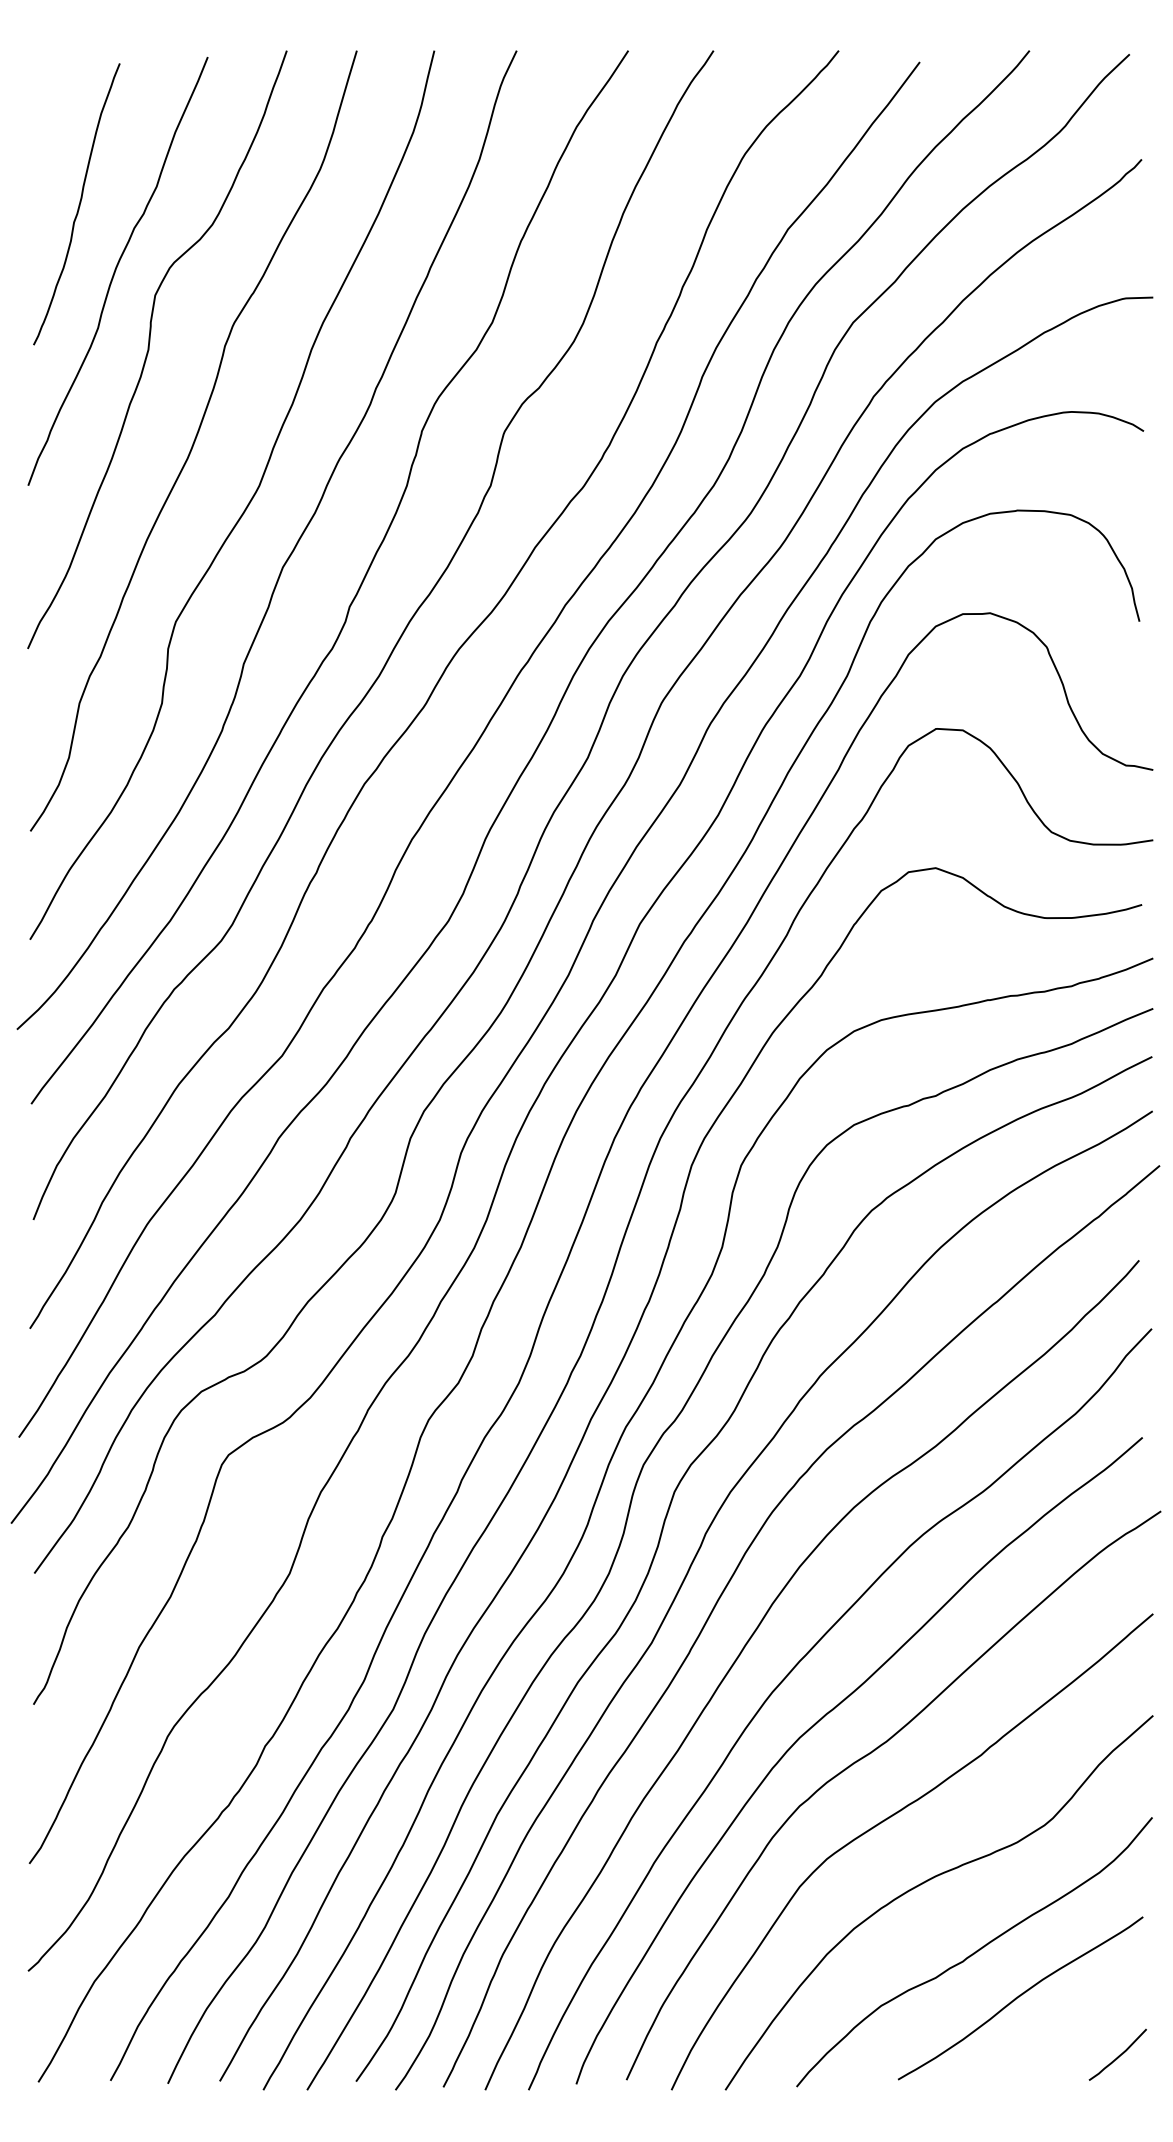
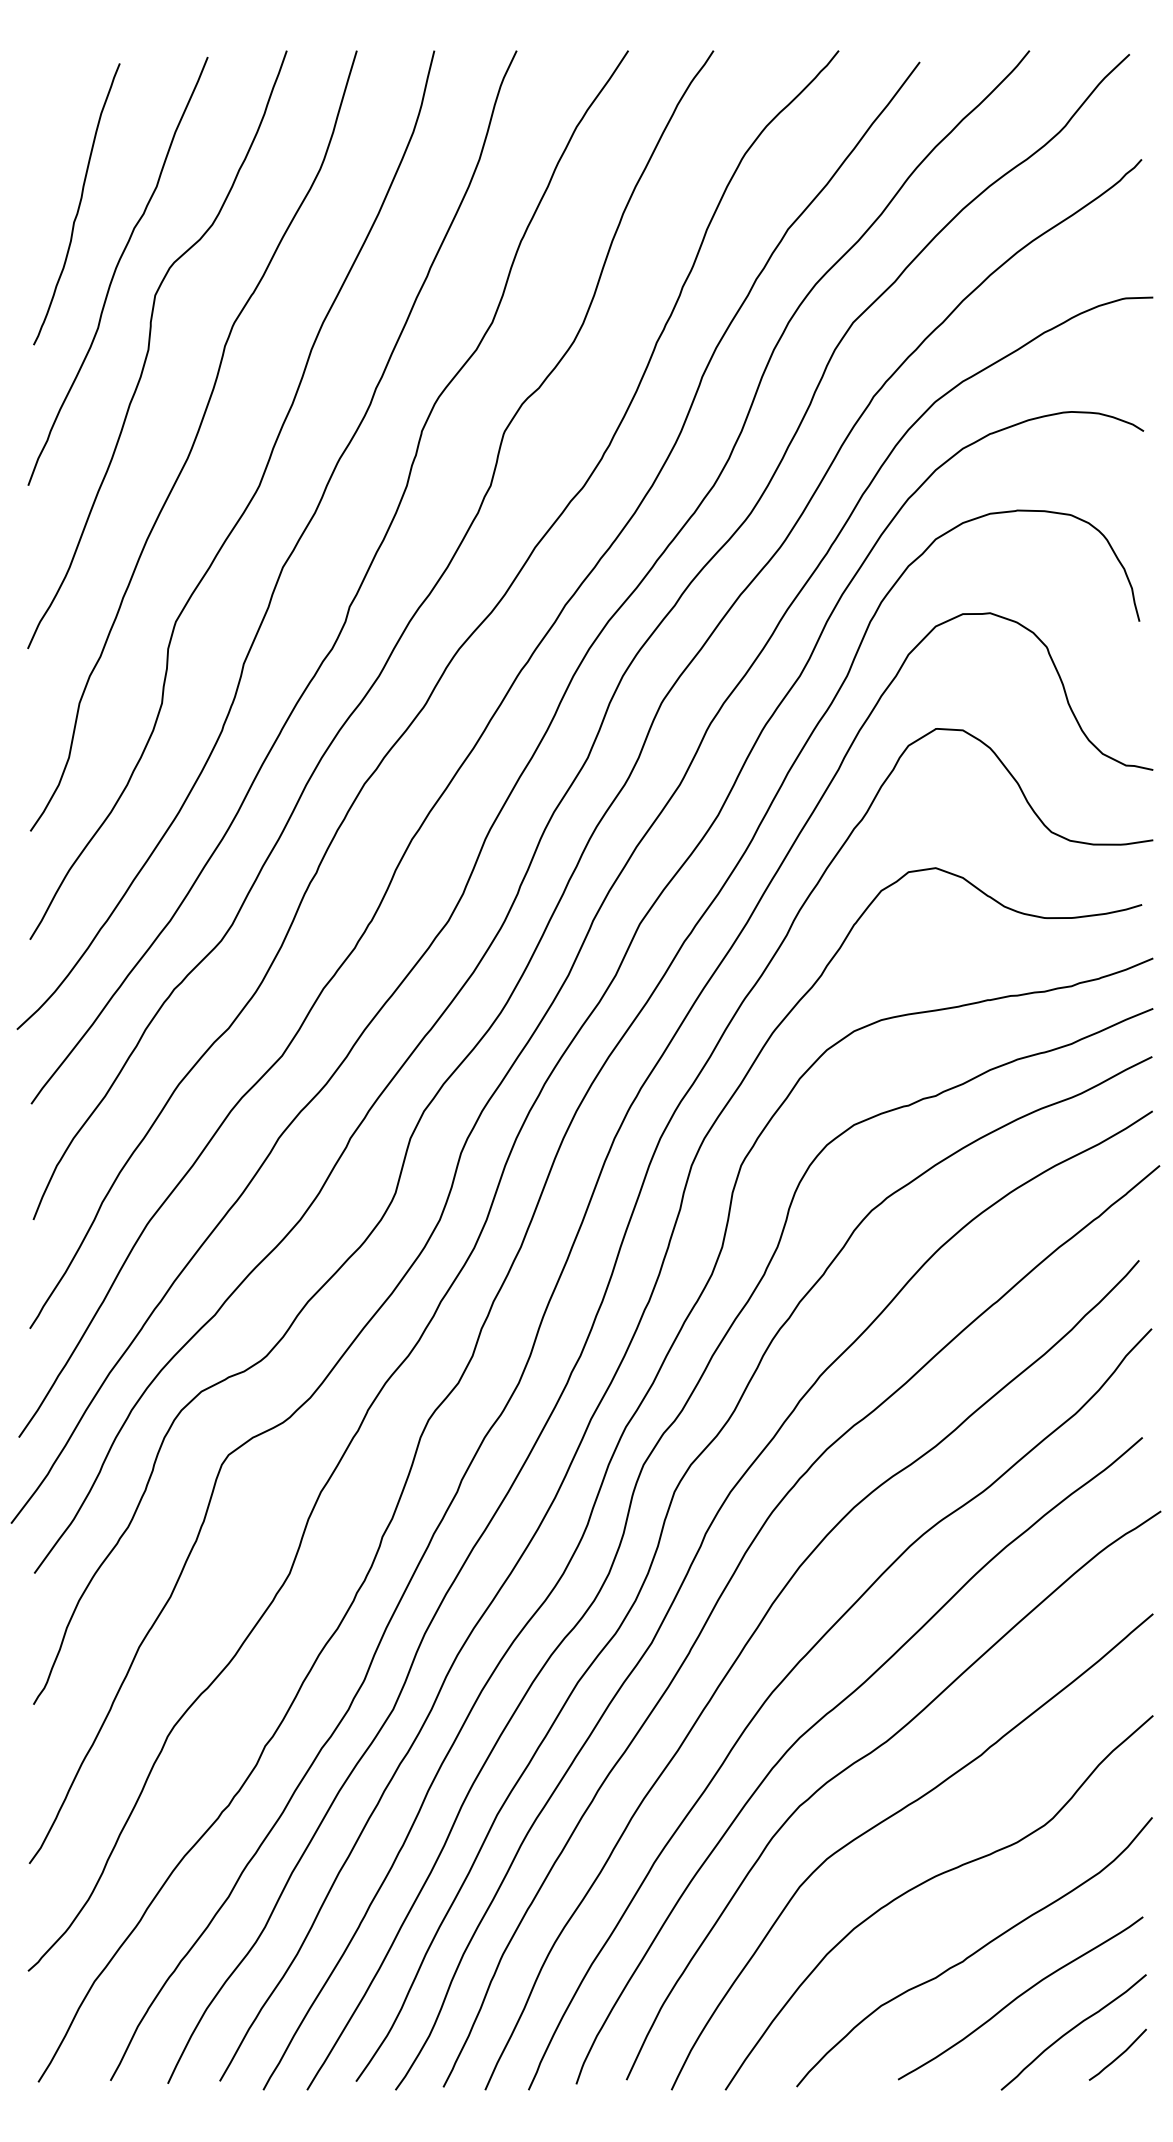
curve: none -> present (1072, 2030)
